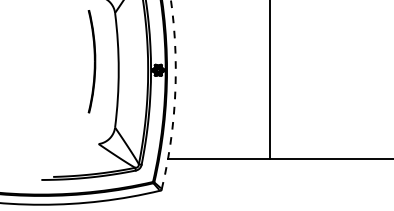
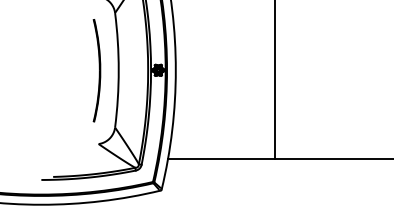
part position: (91, 61) -> (96, 70) (96, 70)
line position: (269, 80) -> (274, 80) (274, 80)
arc: dashed -> solid (175, 94)
